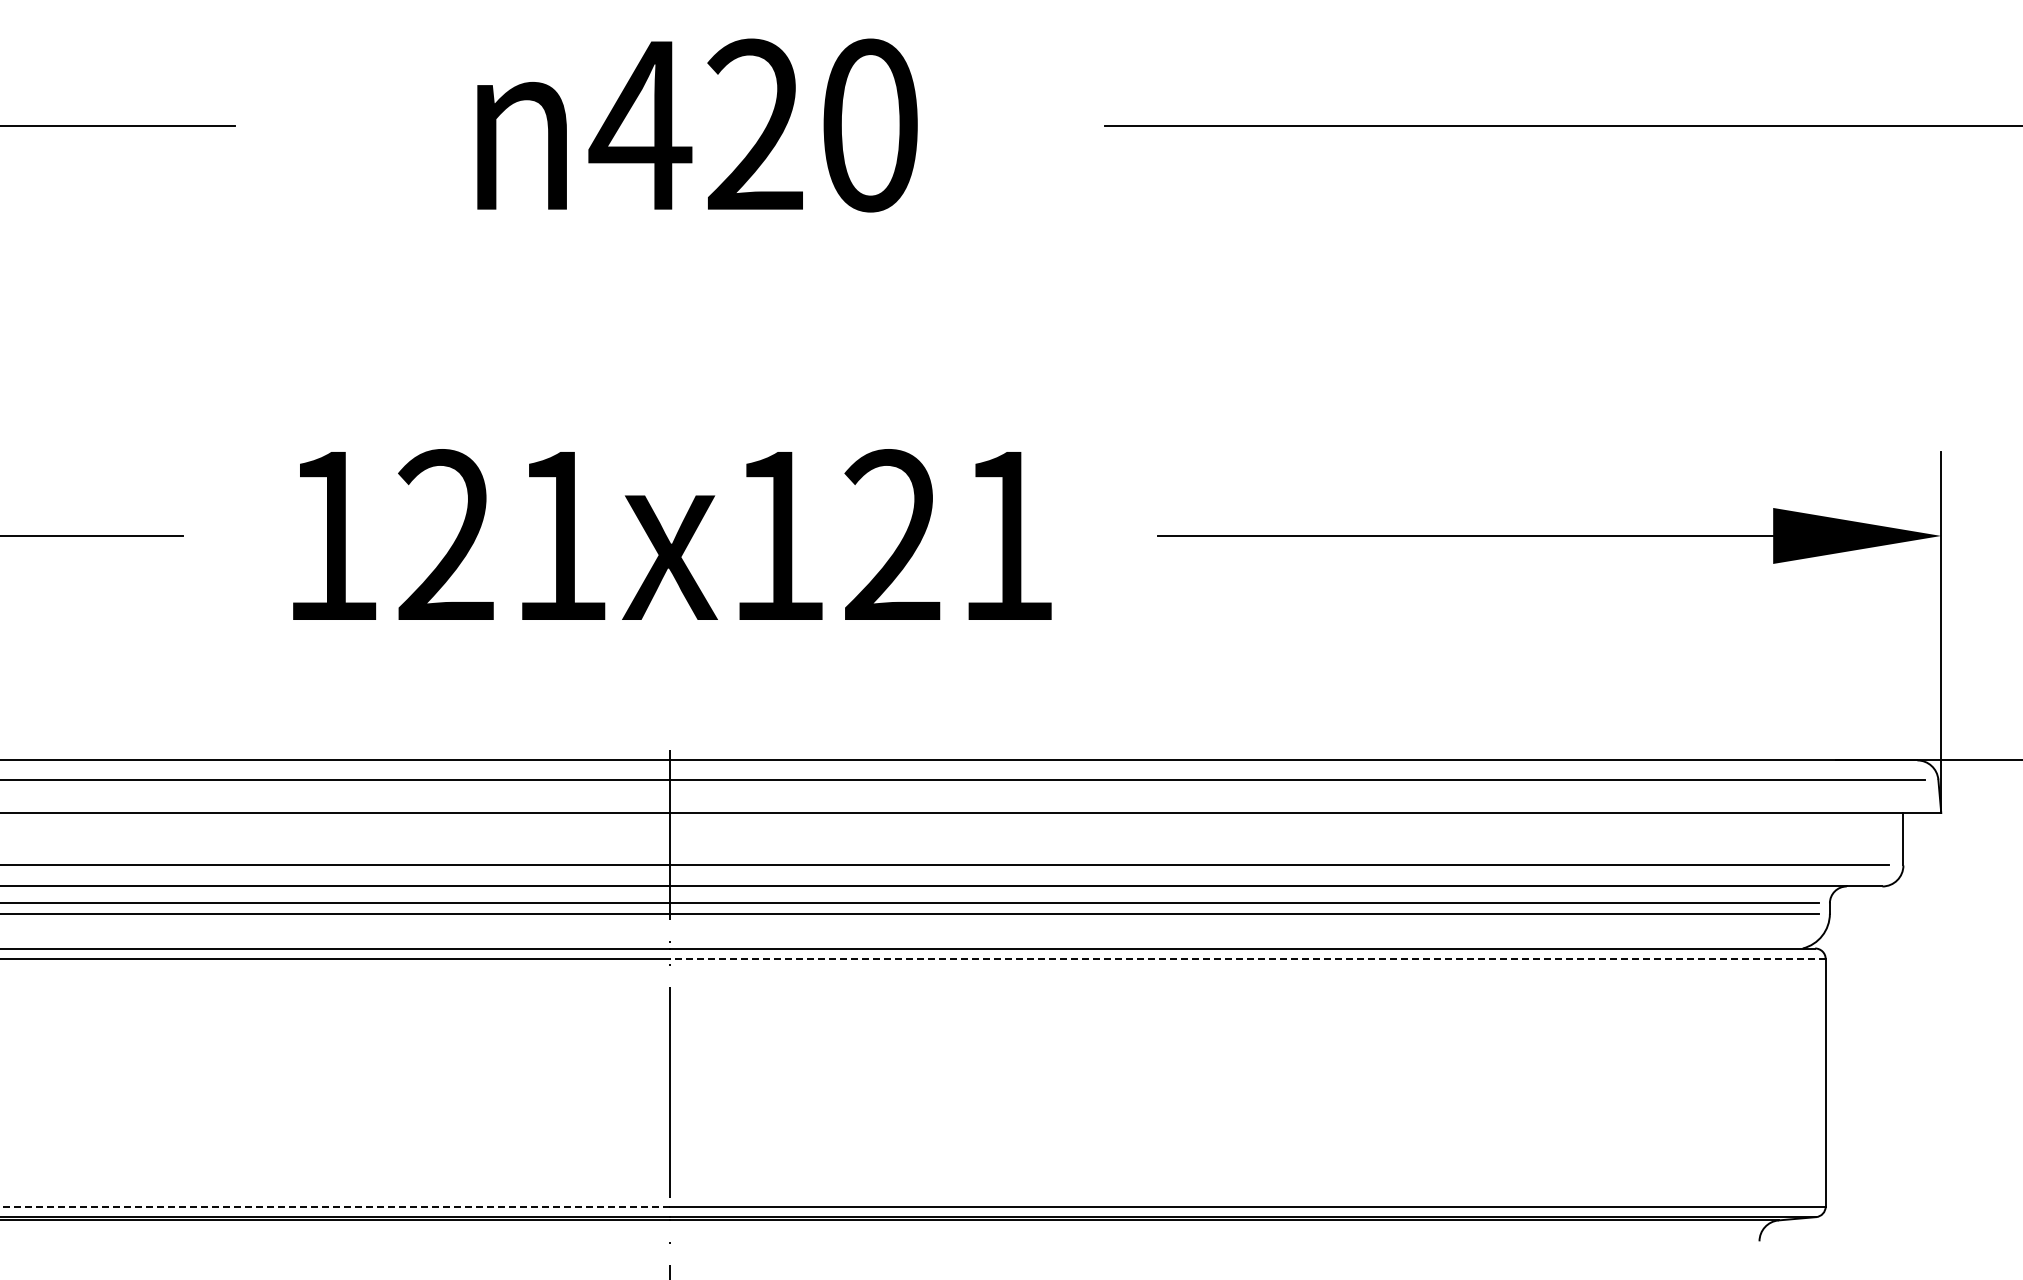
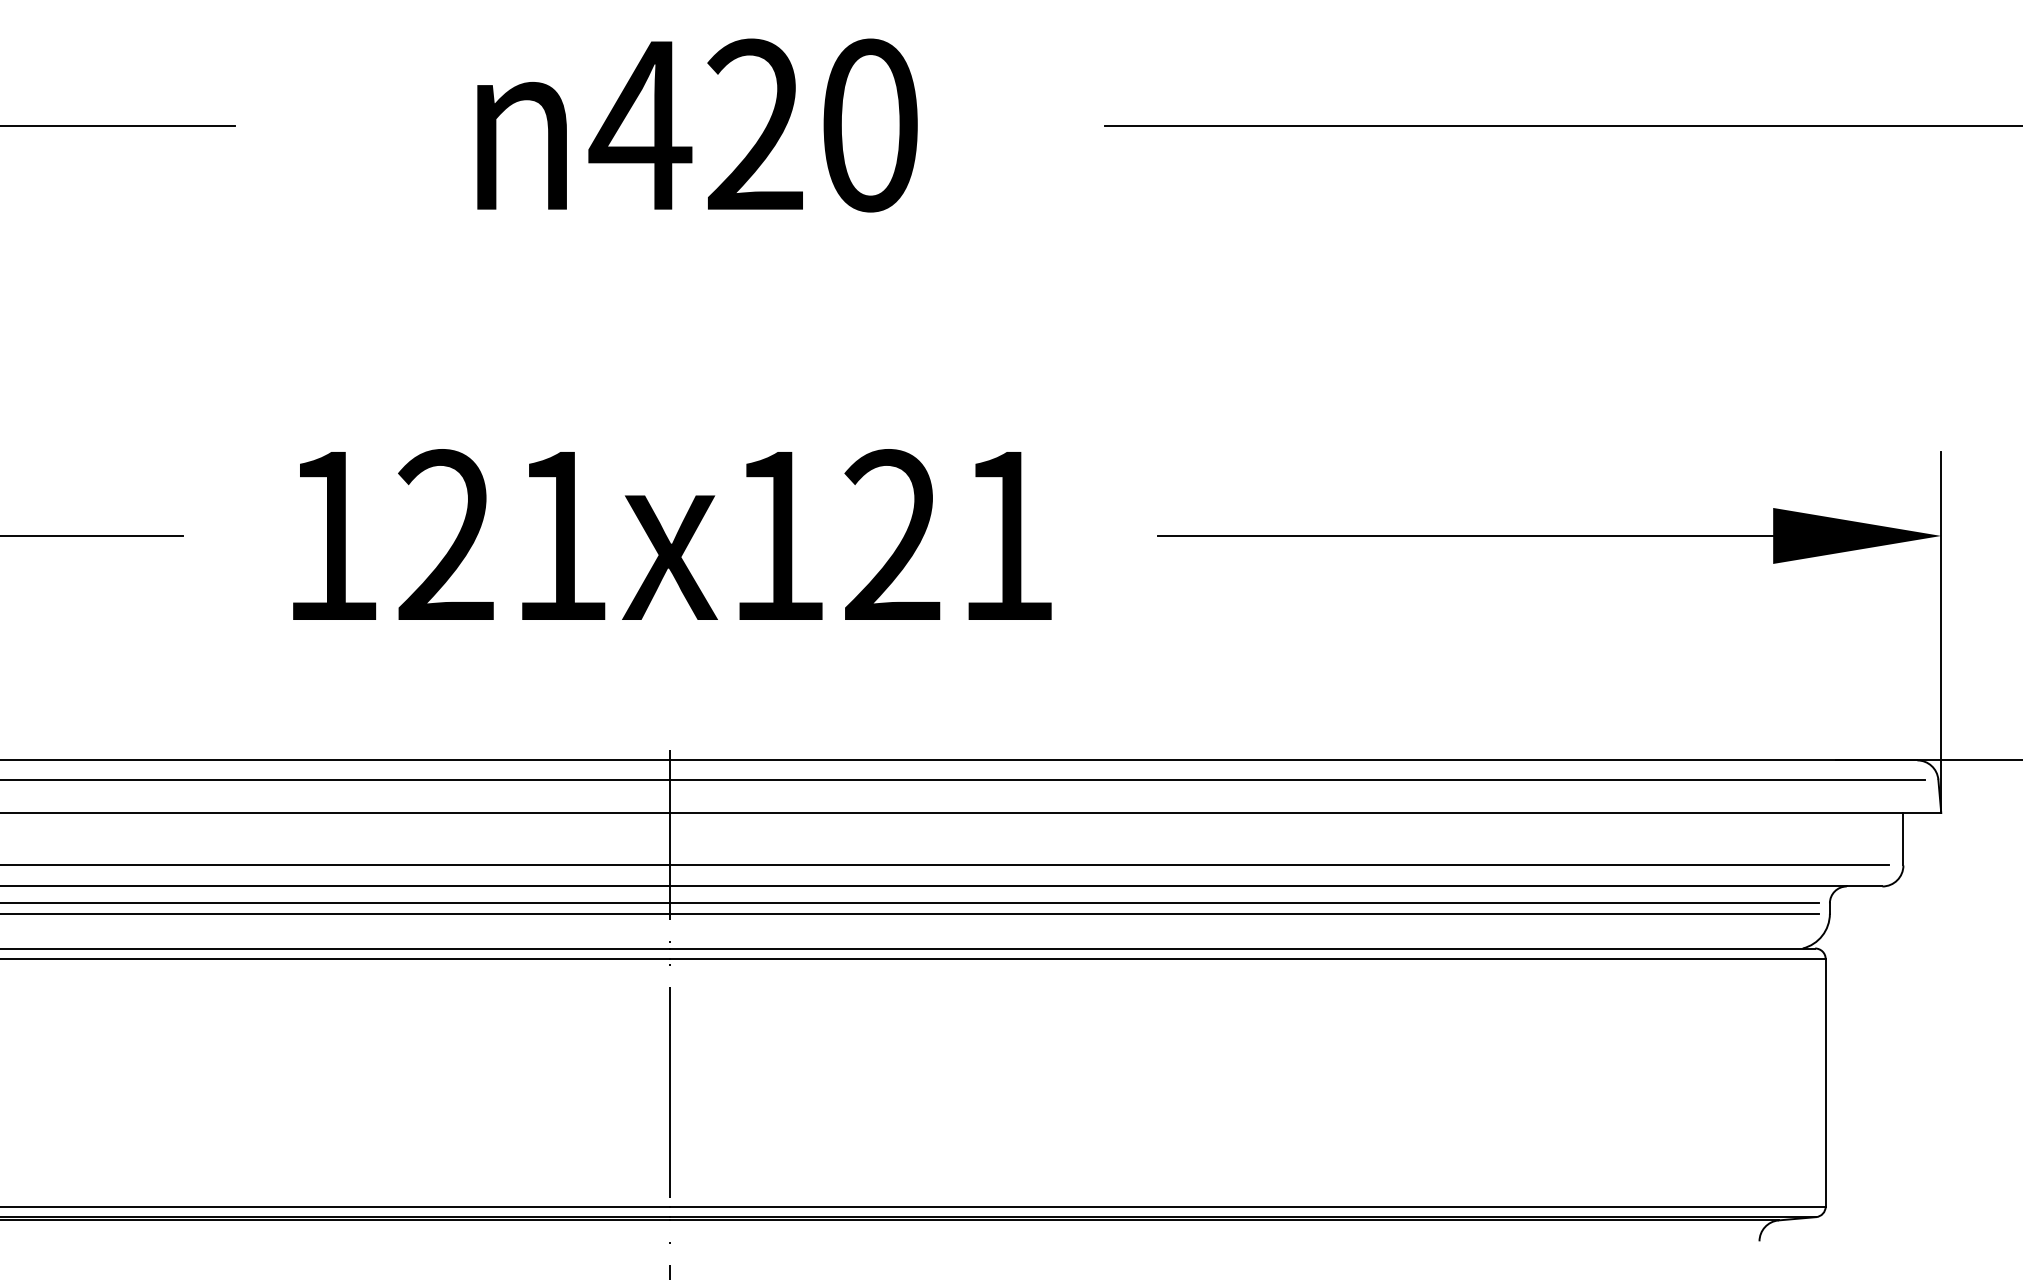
line: dashed -> solid (1247, 959)
line: dashed -> solid (335, 1206)
